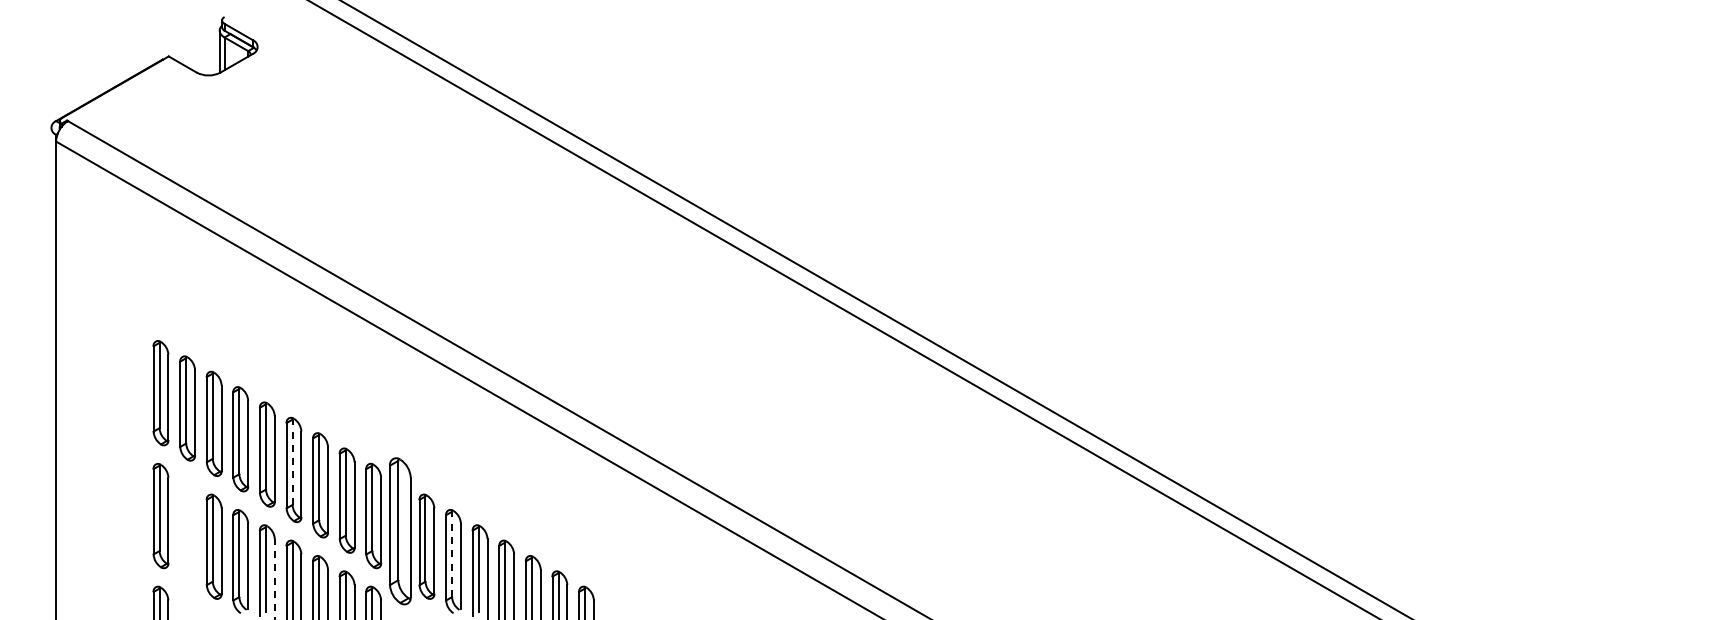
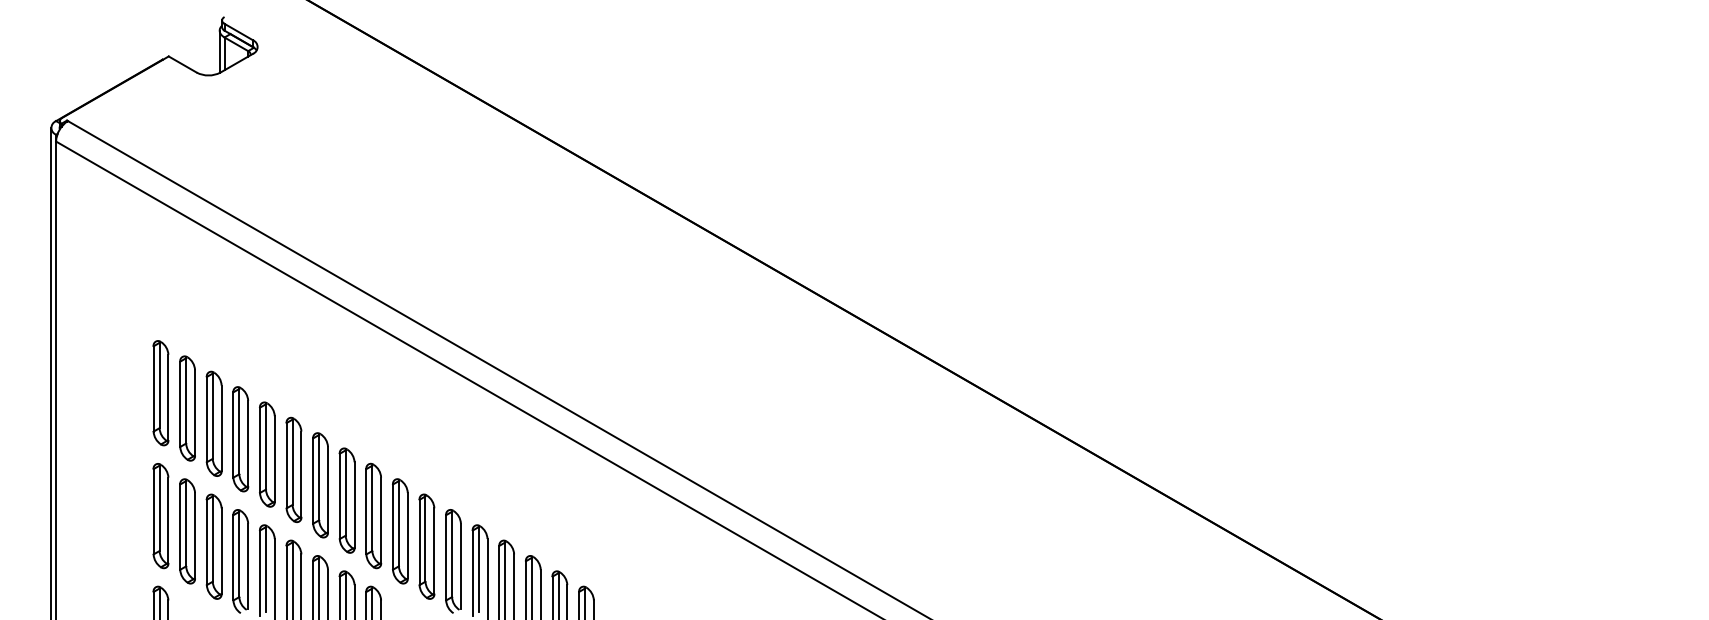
line position: (875, 309) -> (843, 309) (843, 309)
line: none -> present (51, 371)
line: dashed -> solid (292, 462)
part: none -> present (187, 531)
part size: 23x149 px -> 17x107 px (400, 531)
line: dashed -> solid (452, 554)
line: dashed -> solid (274, 578)
